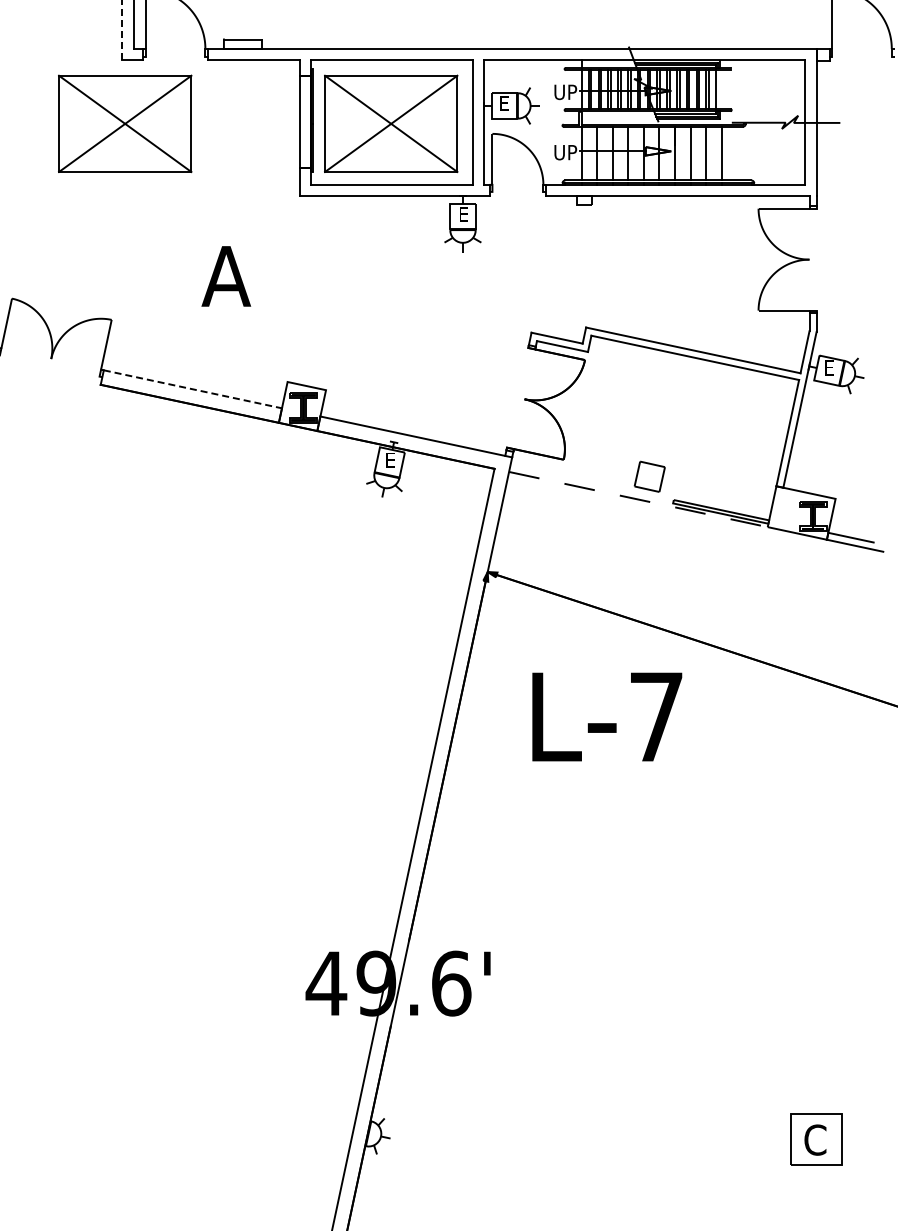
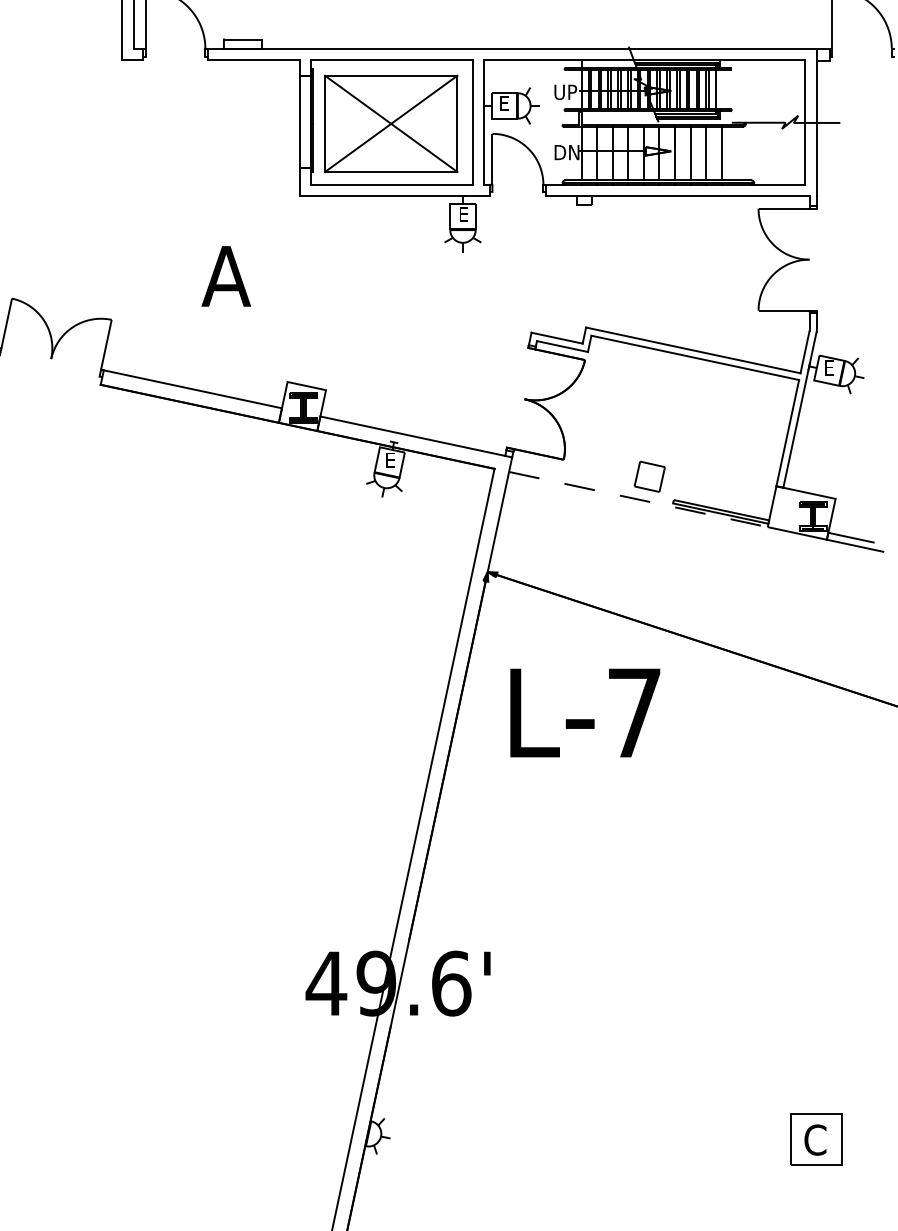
line: dashed -> solid (122, 30)
part: present -> none (125, 123)
text: UP -> DN (566, 152)
line: dashed -> solid (193, 389)
text position: (607, 716) -> (585, 712) (585, 712)
